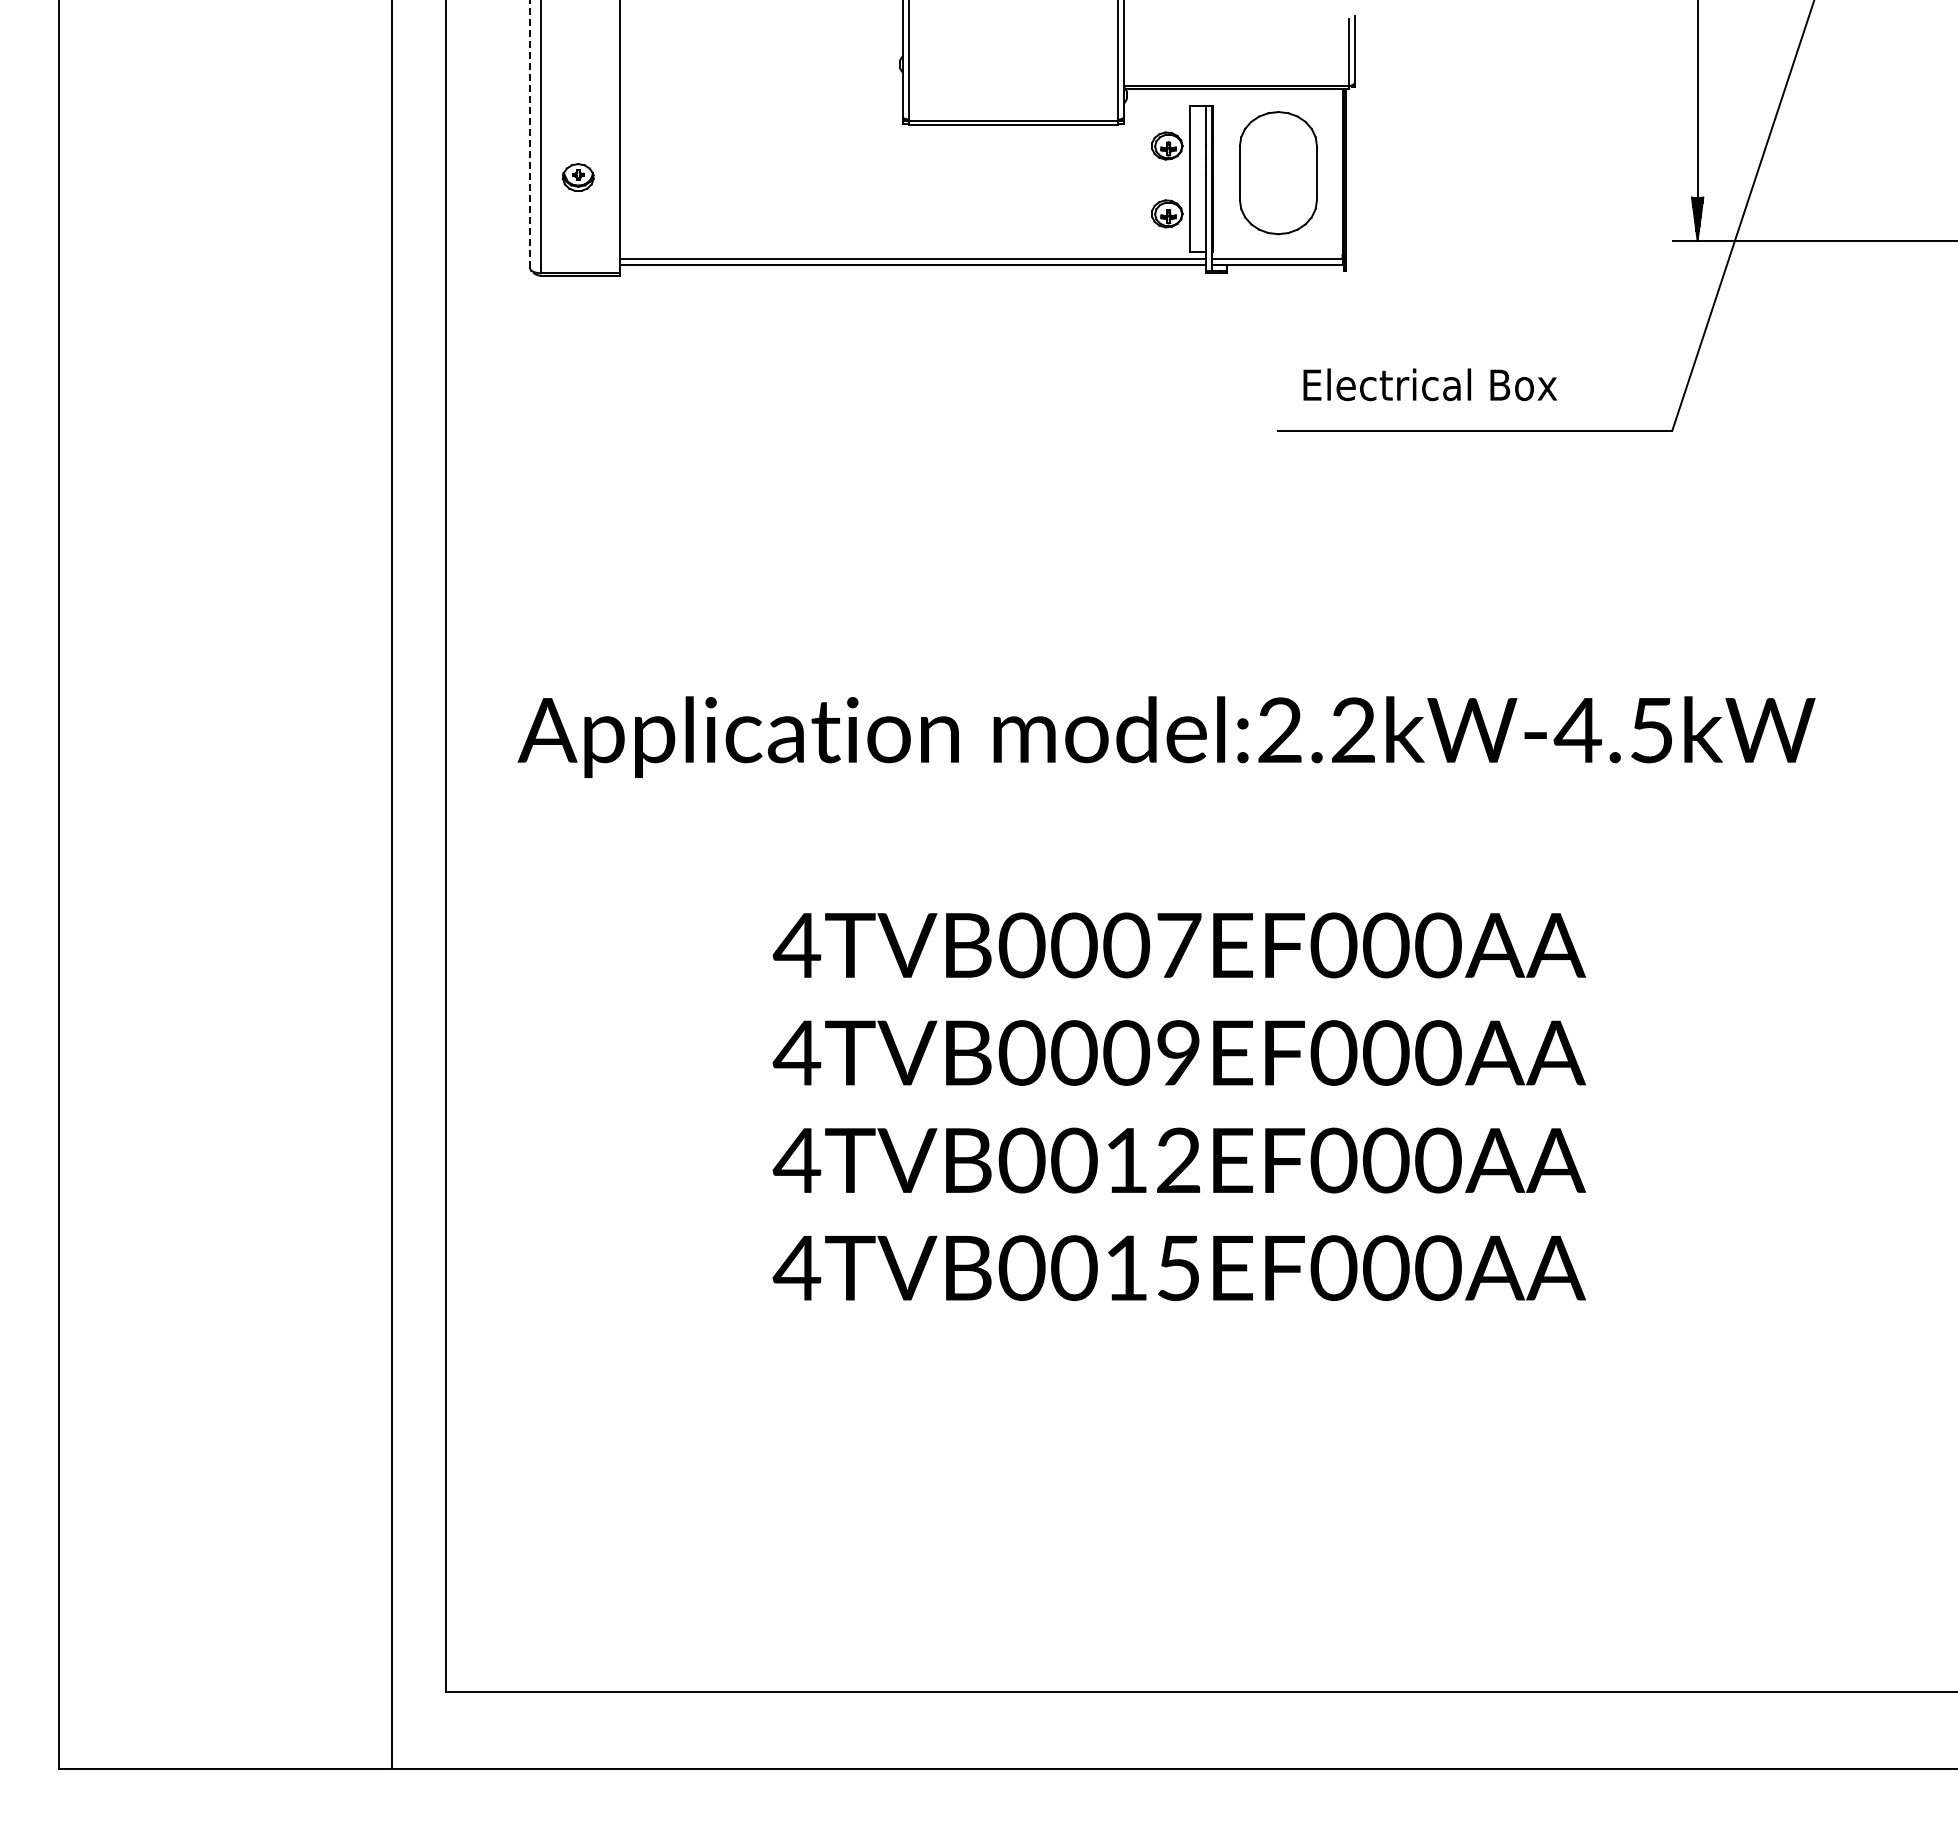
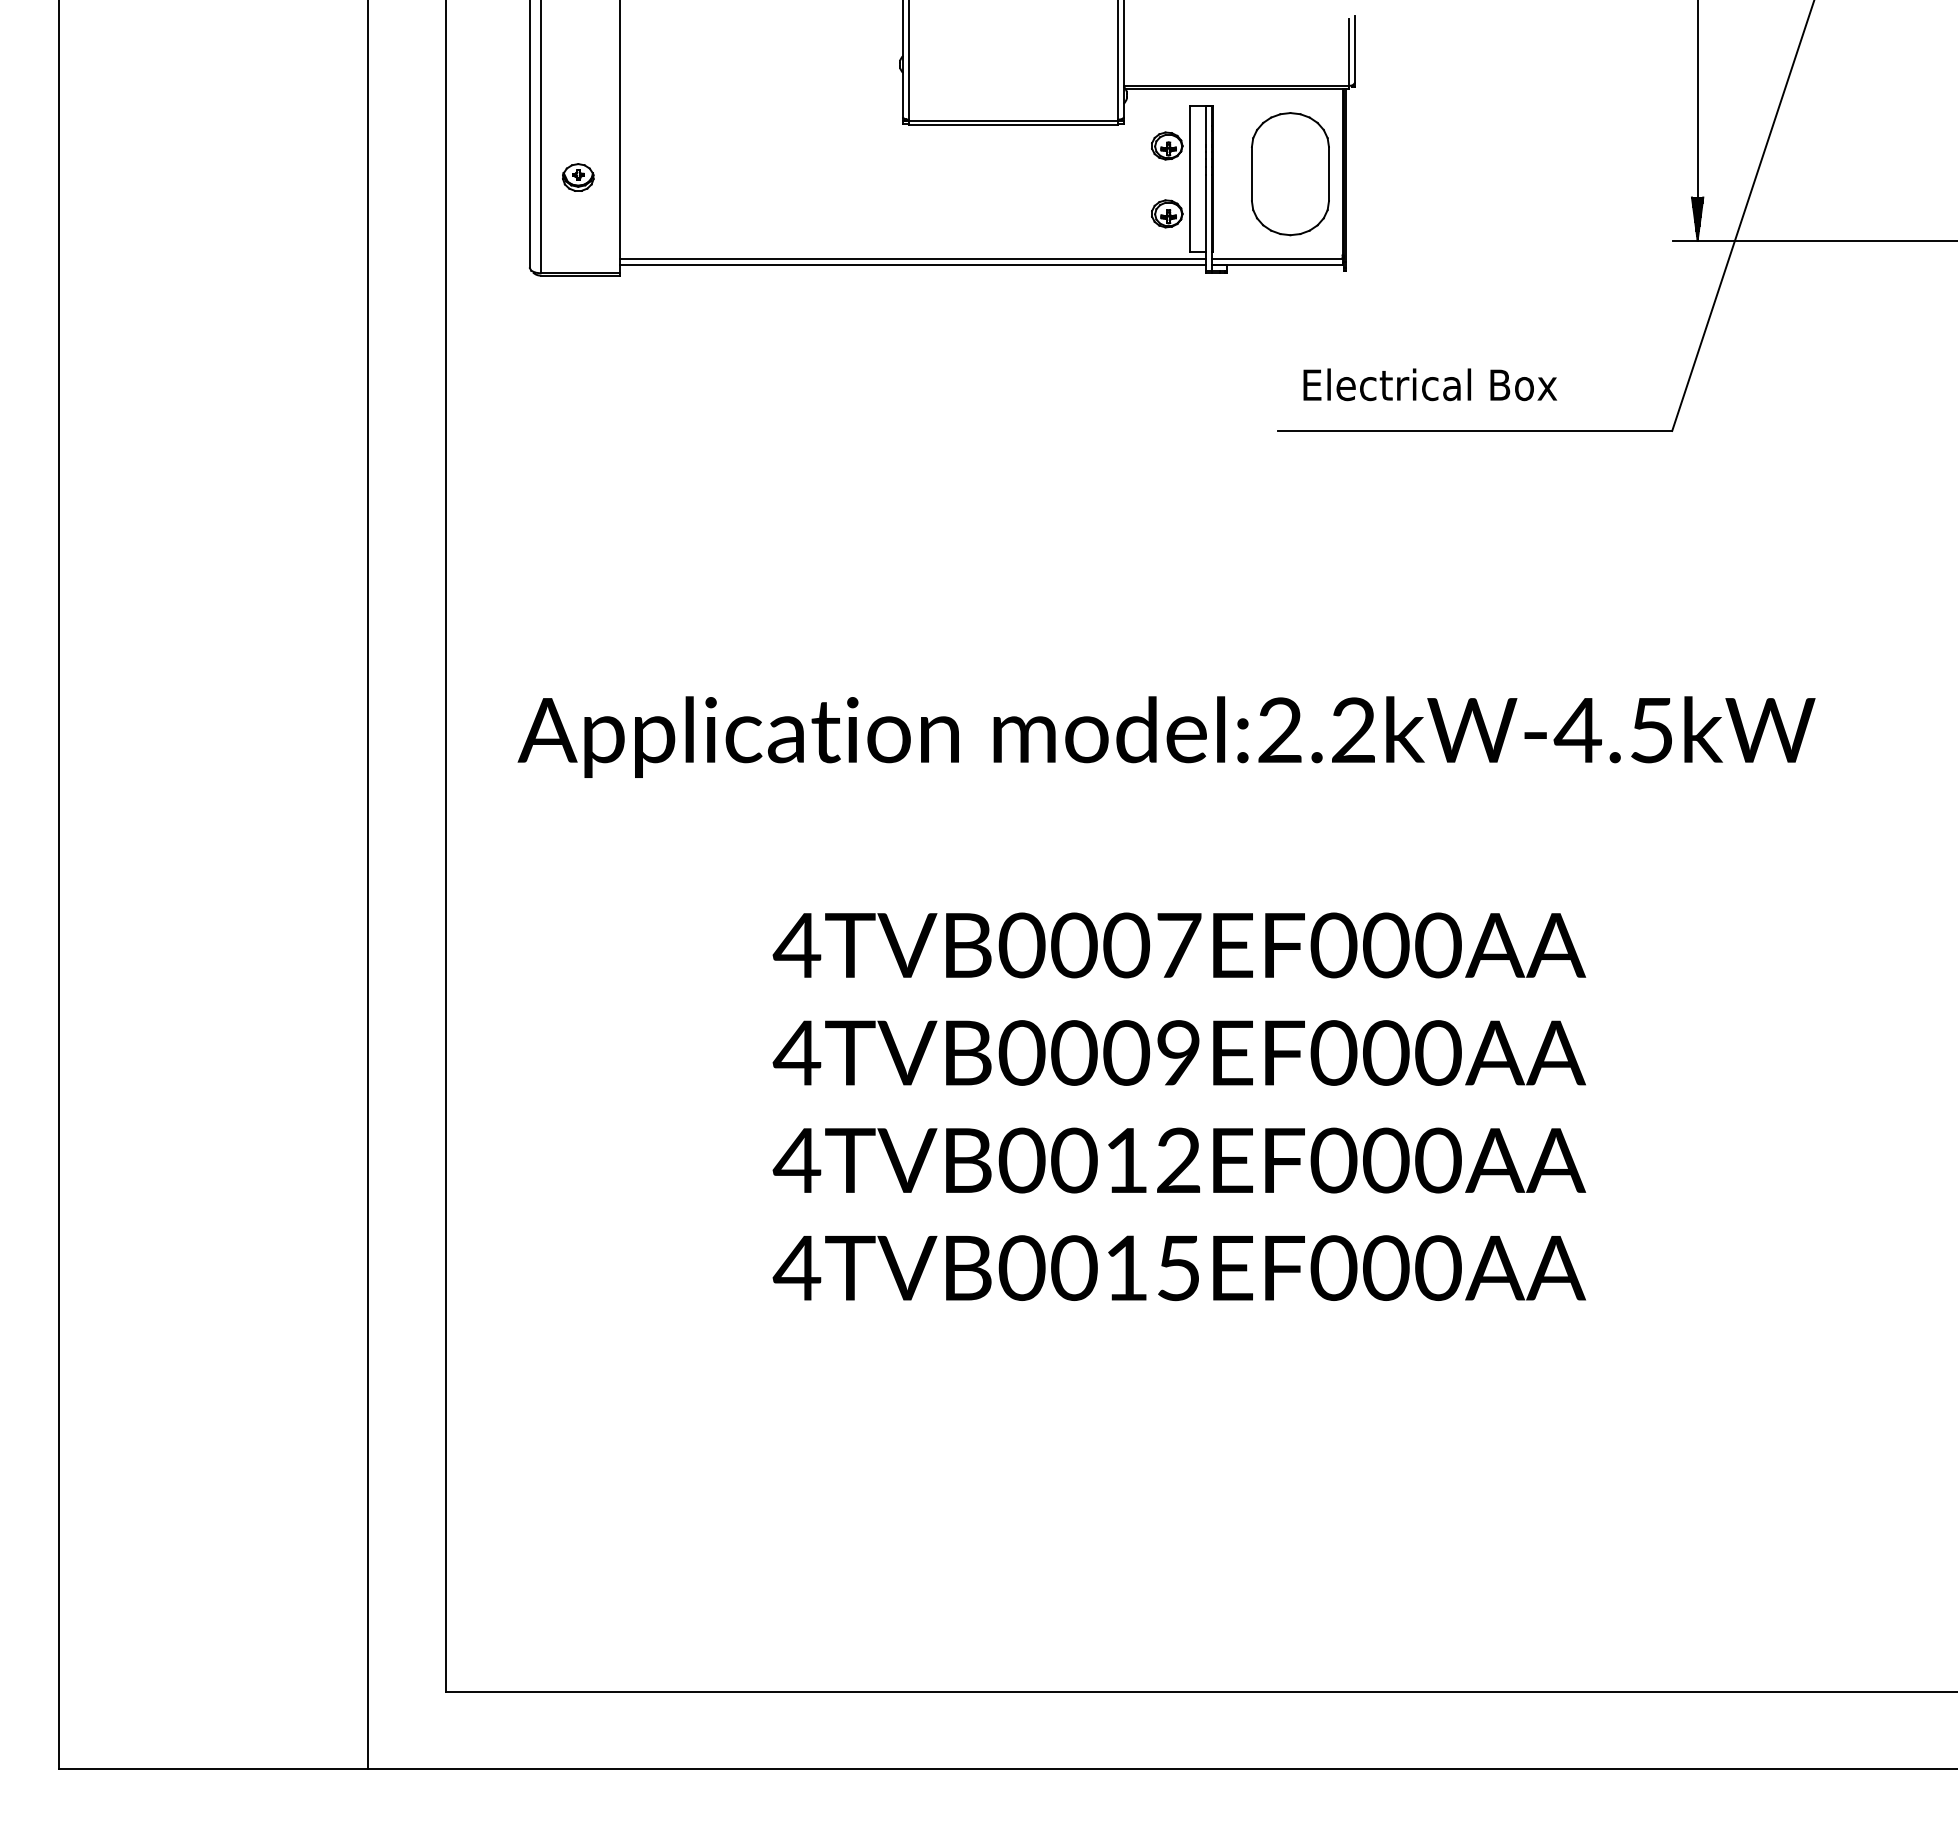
line: dashed -> solid (529, 134)
part position: (1278, 173) -> (1290, 174) (1290, 174)
line position: (392, 885) -> (368, 885) (368, 885)
